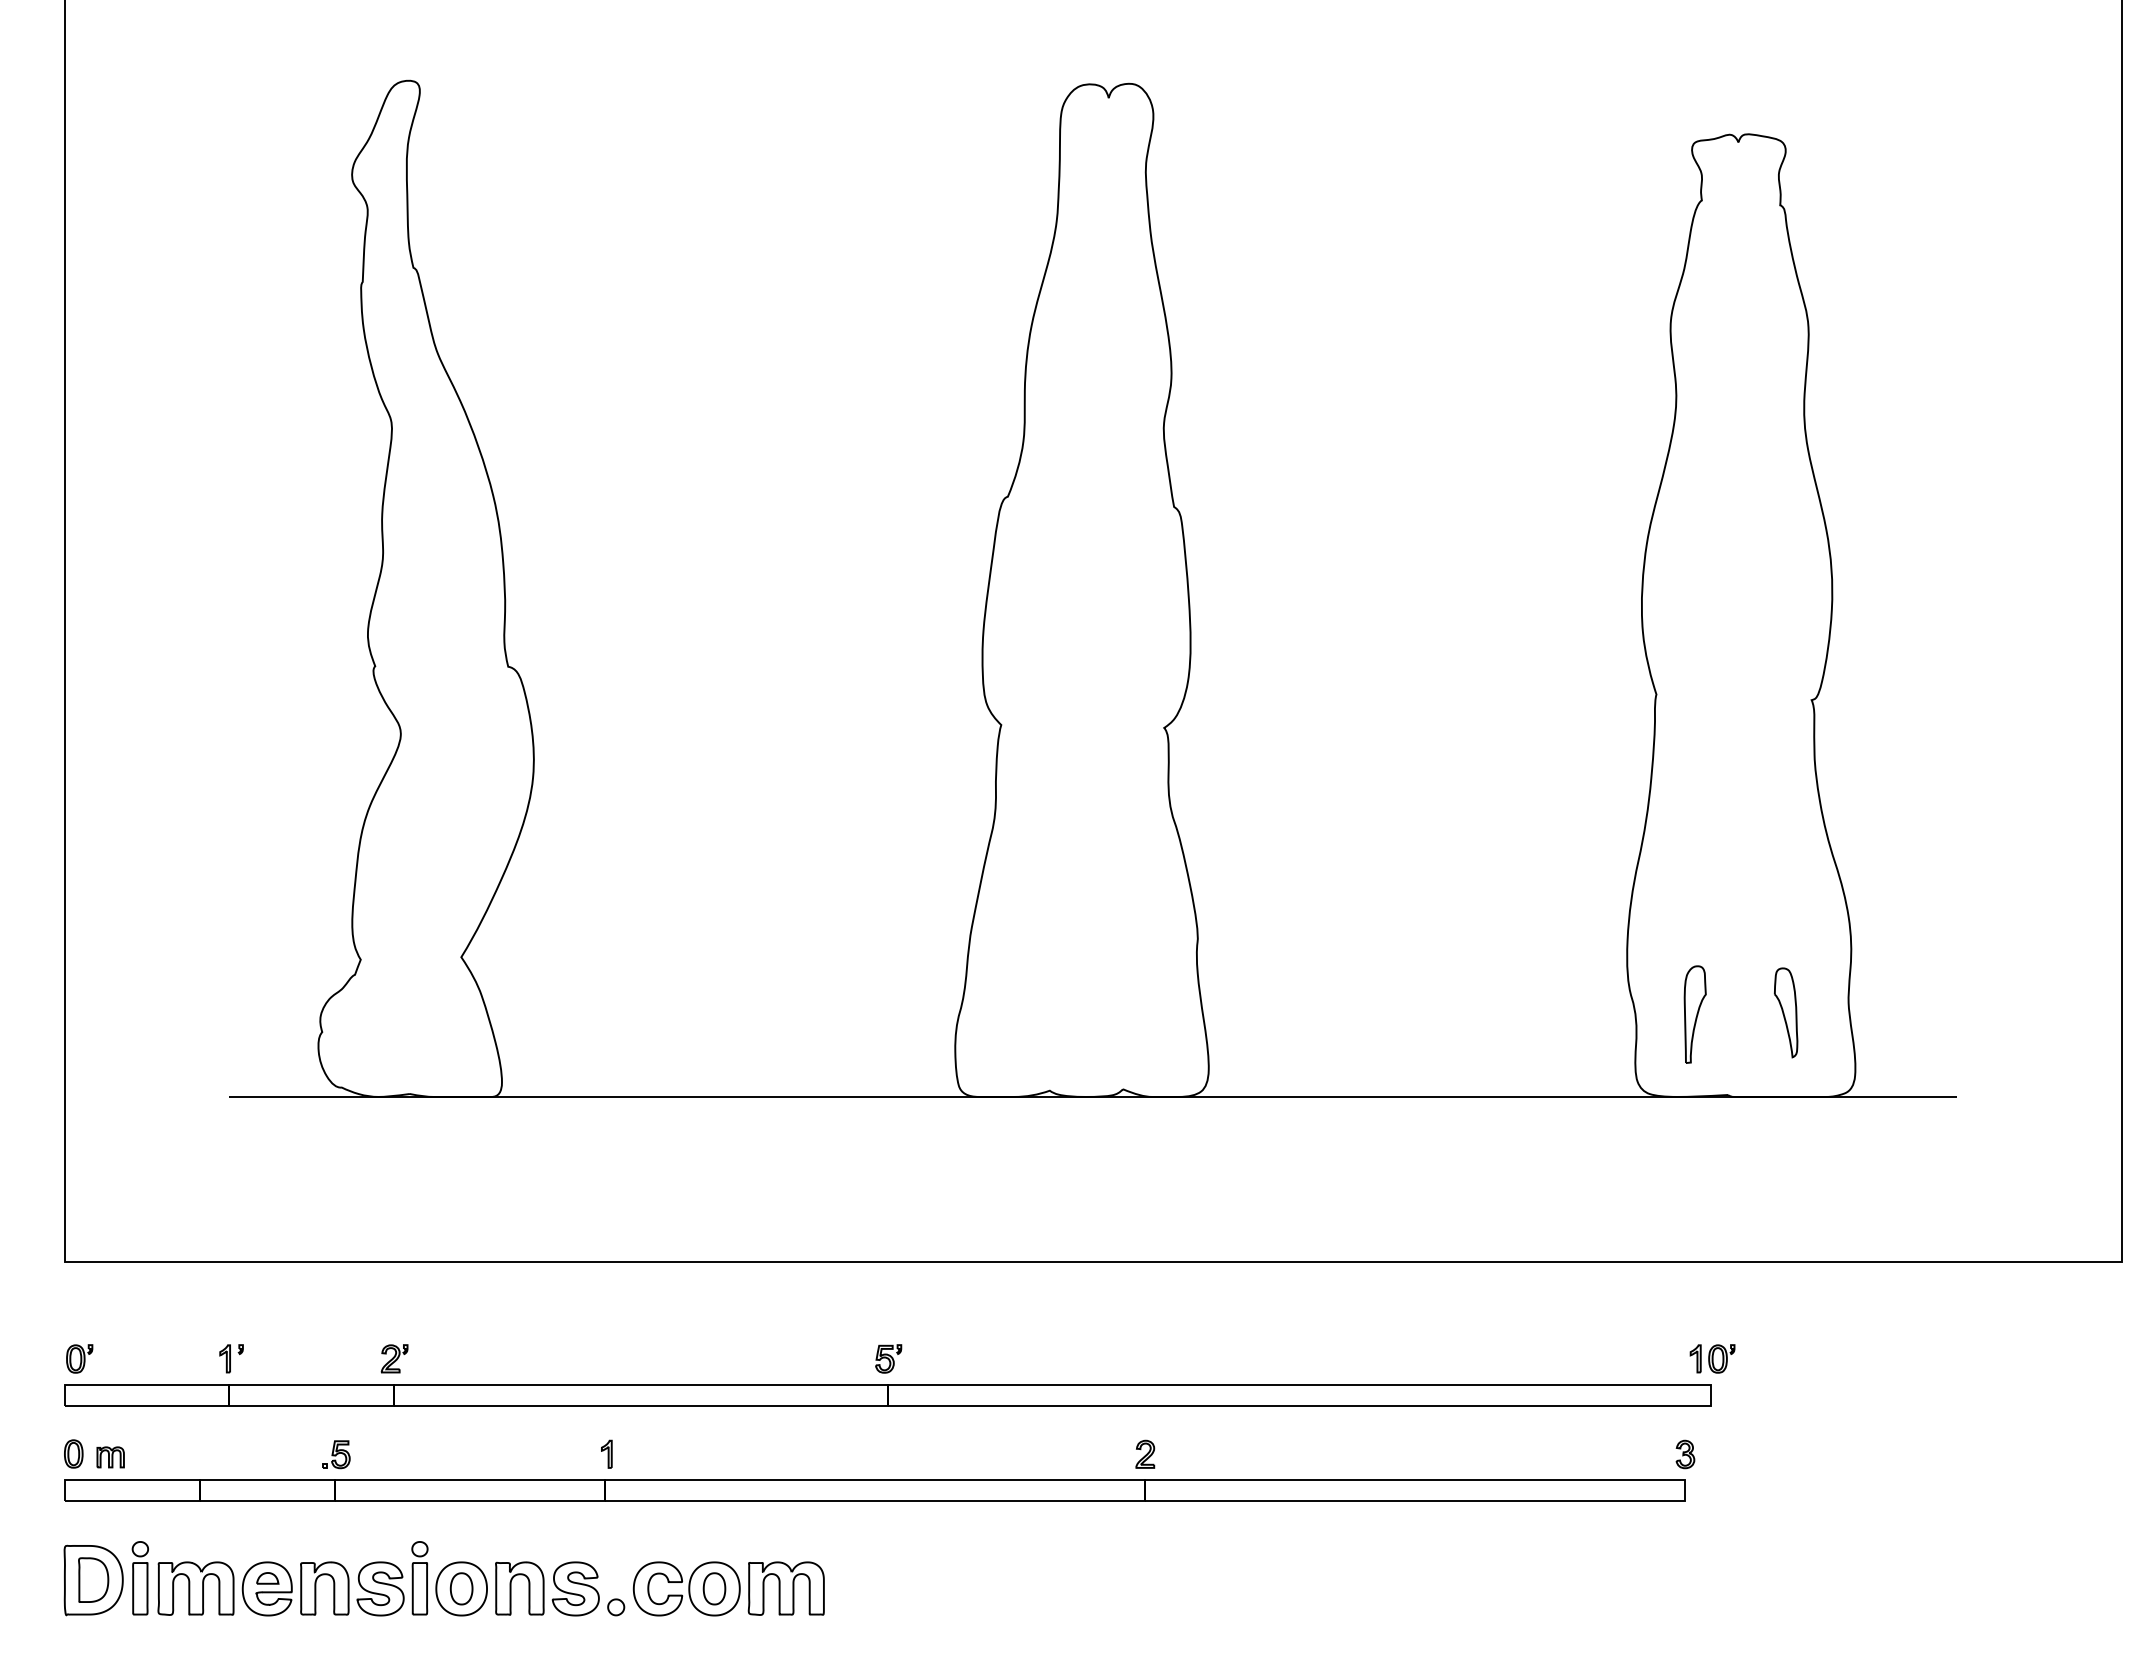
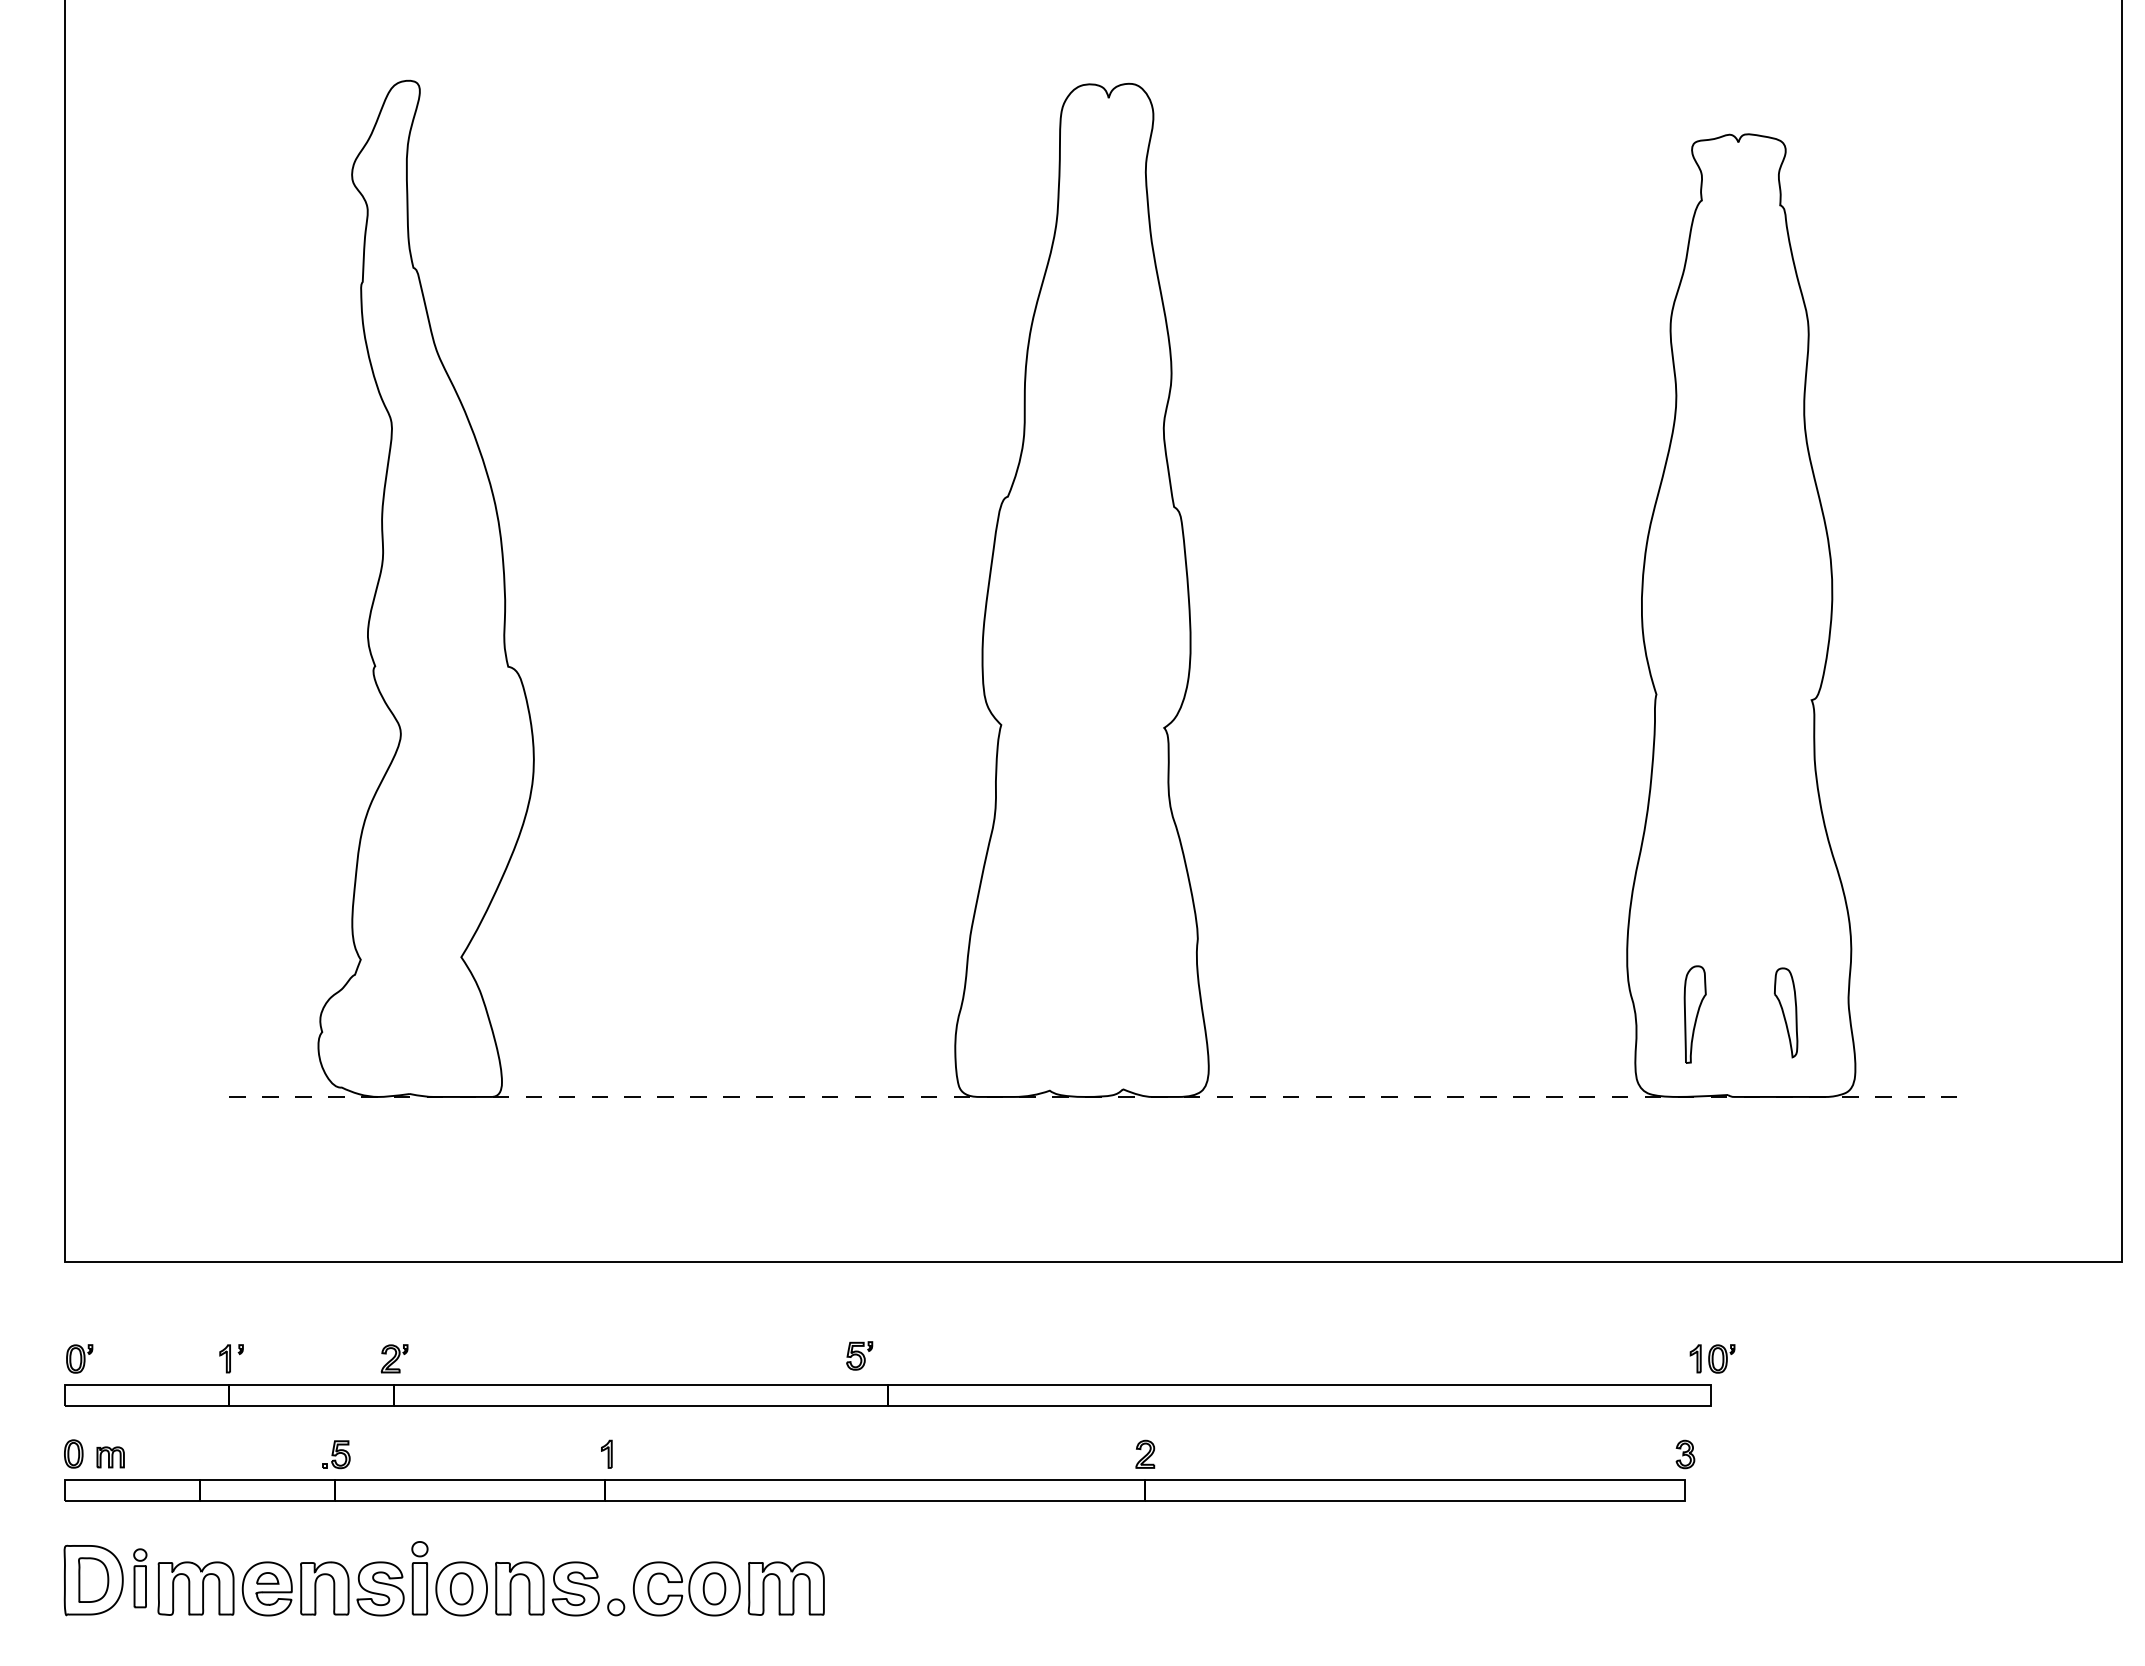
line: solid -> dashed (1093, 1096)
part position: (888, 1358) -> (859, 1355) (859, 1355)
part size: 18x75 px -> 15x61 px (140, 1578)
